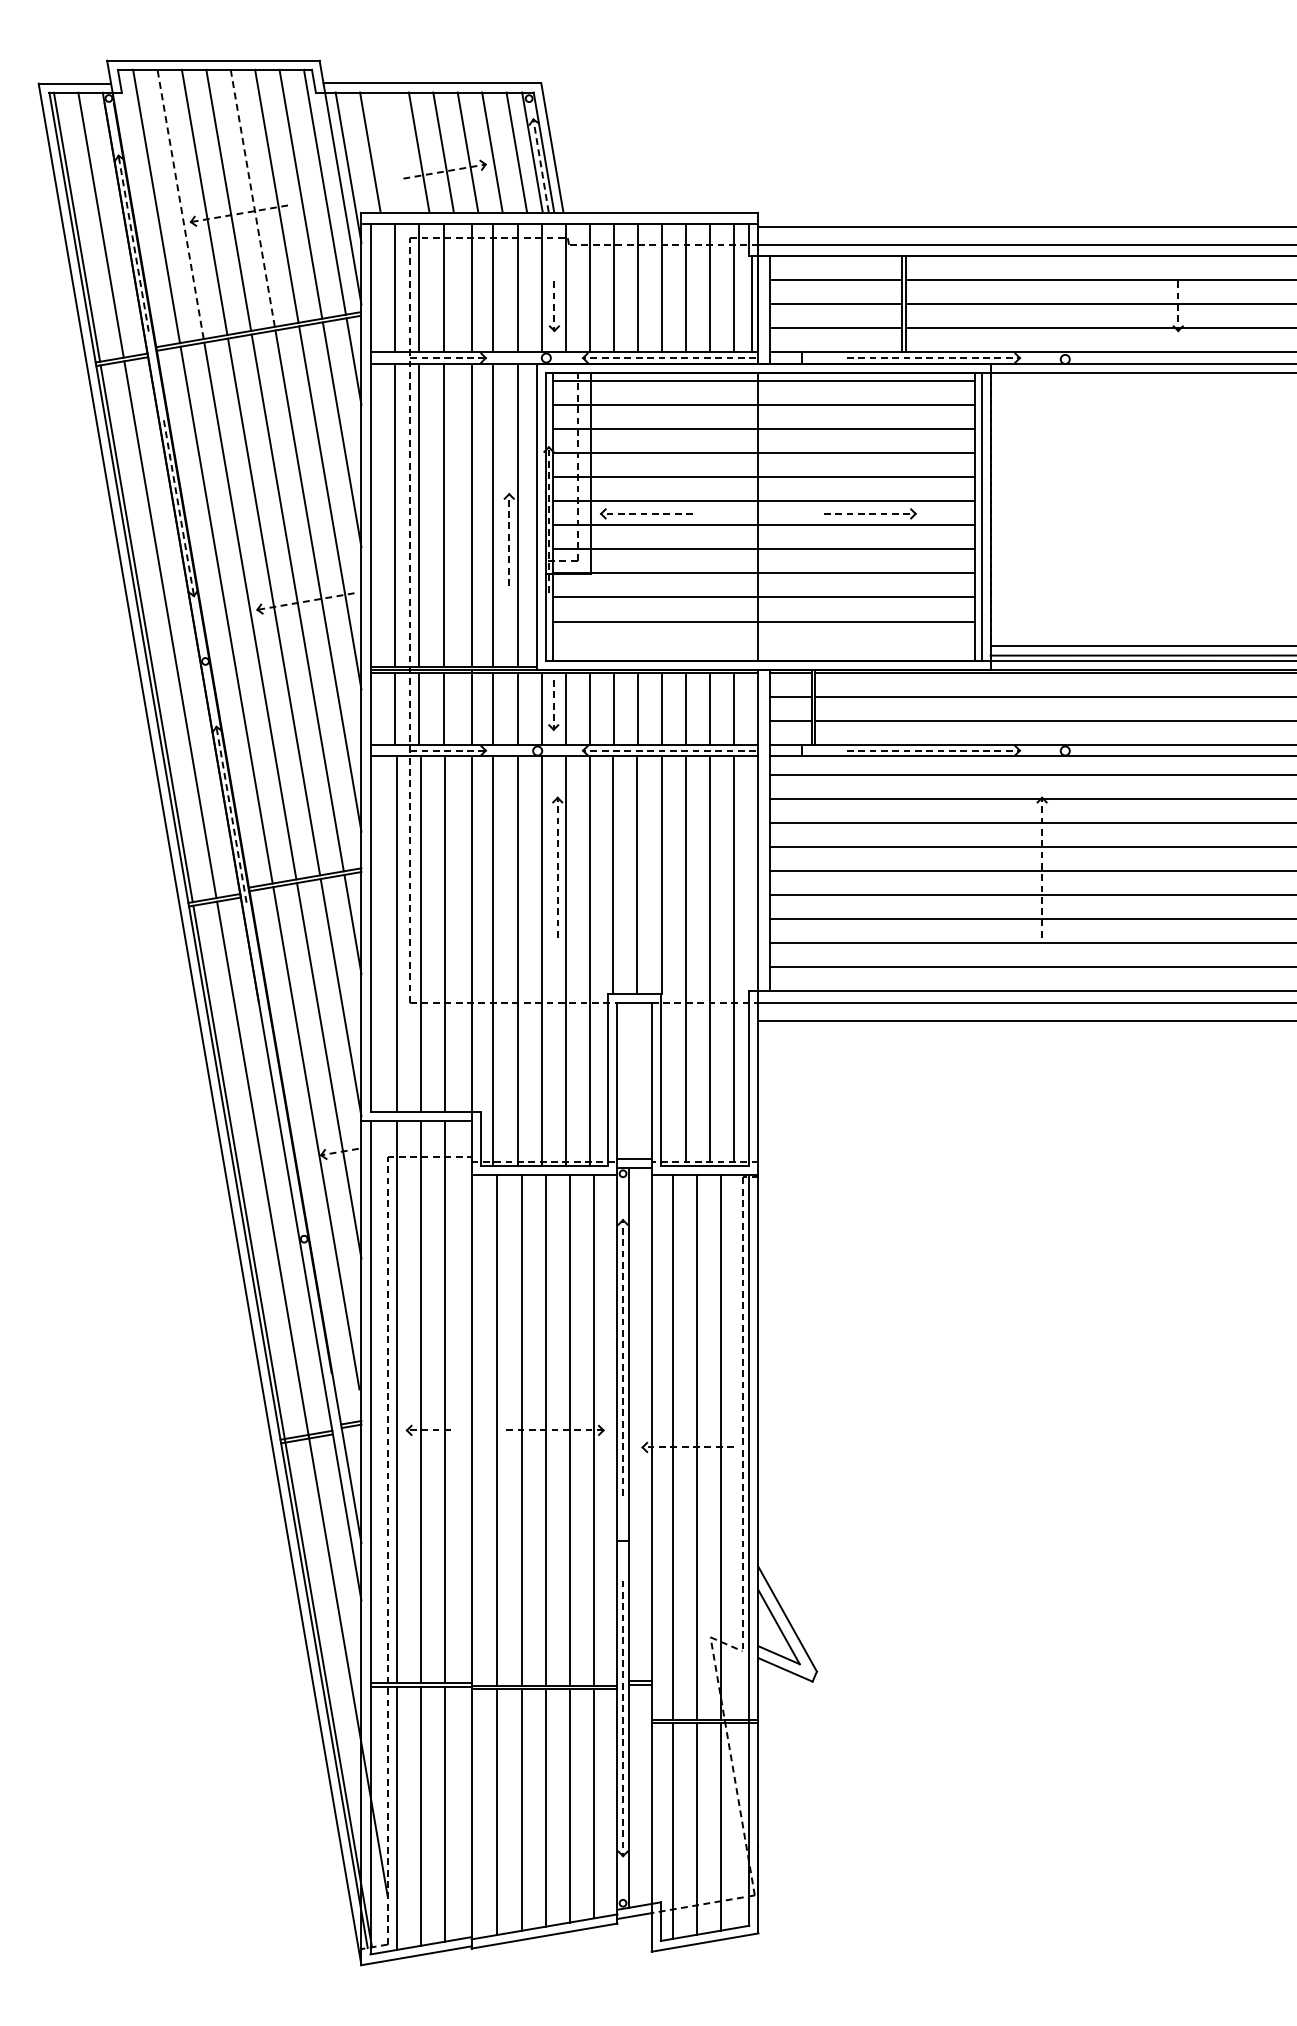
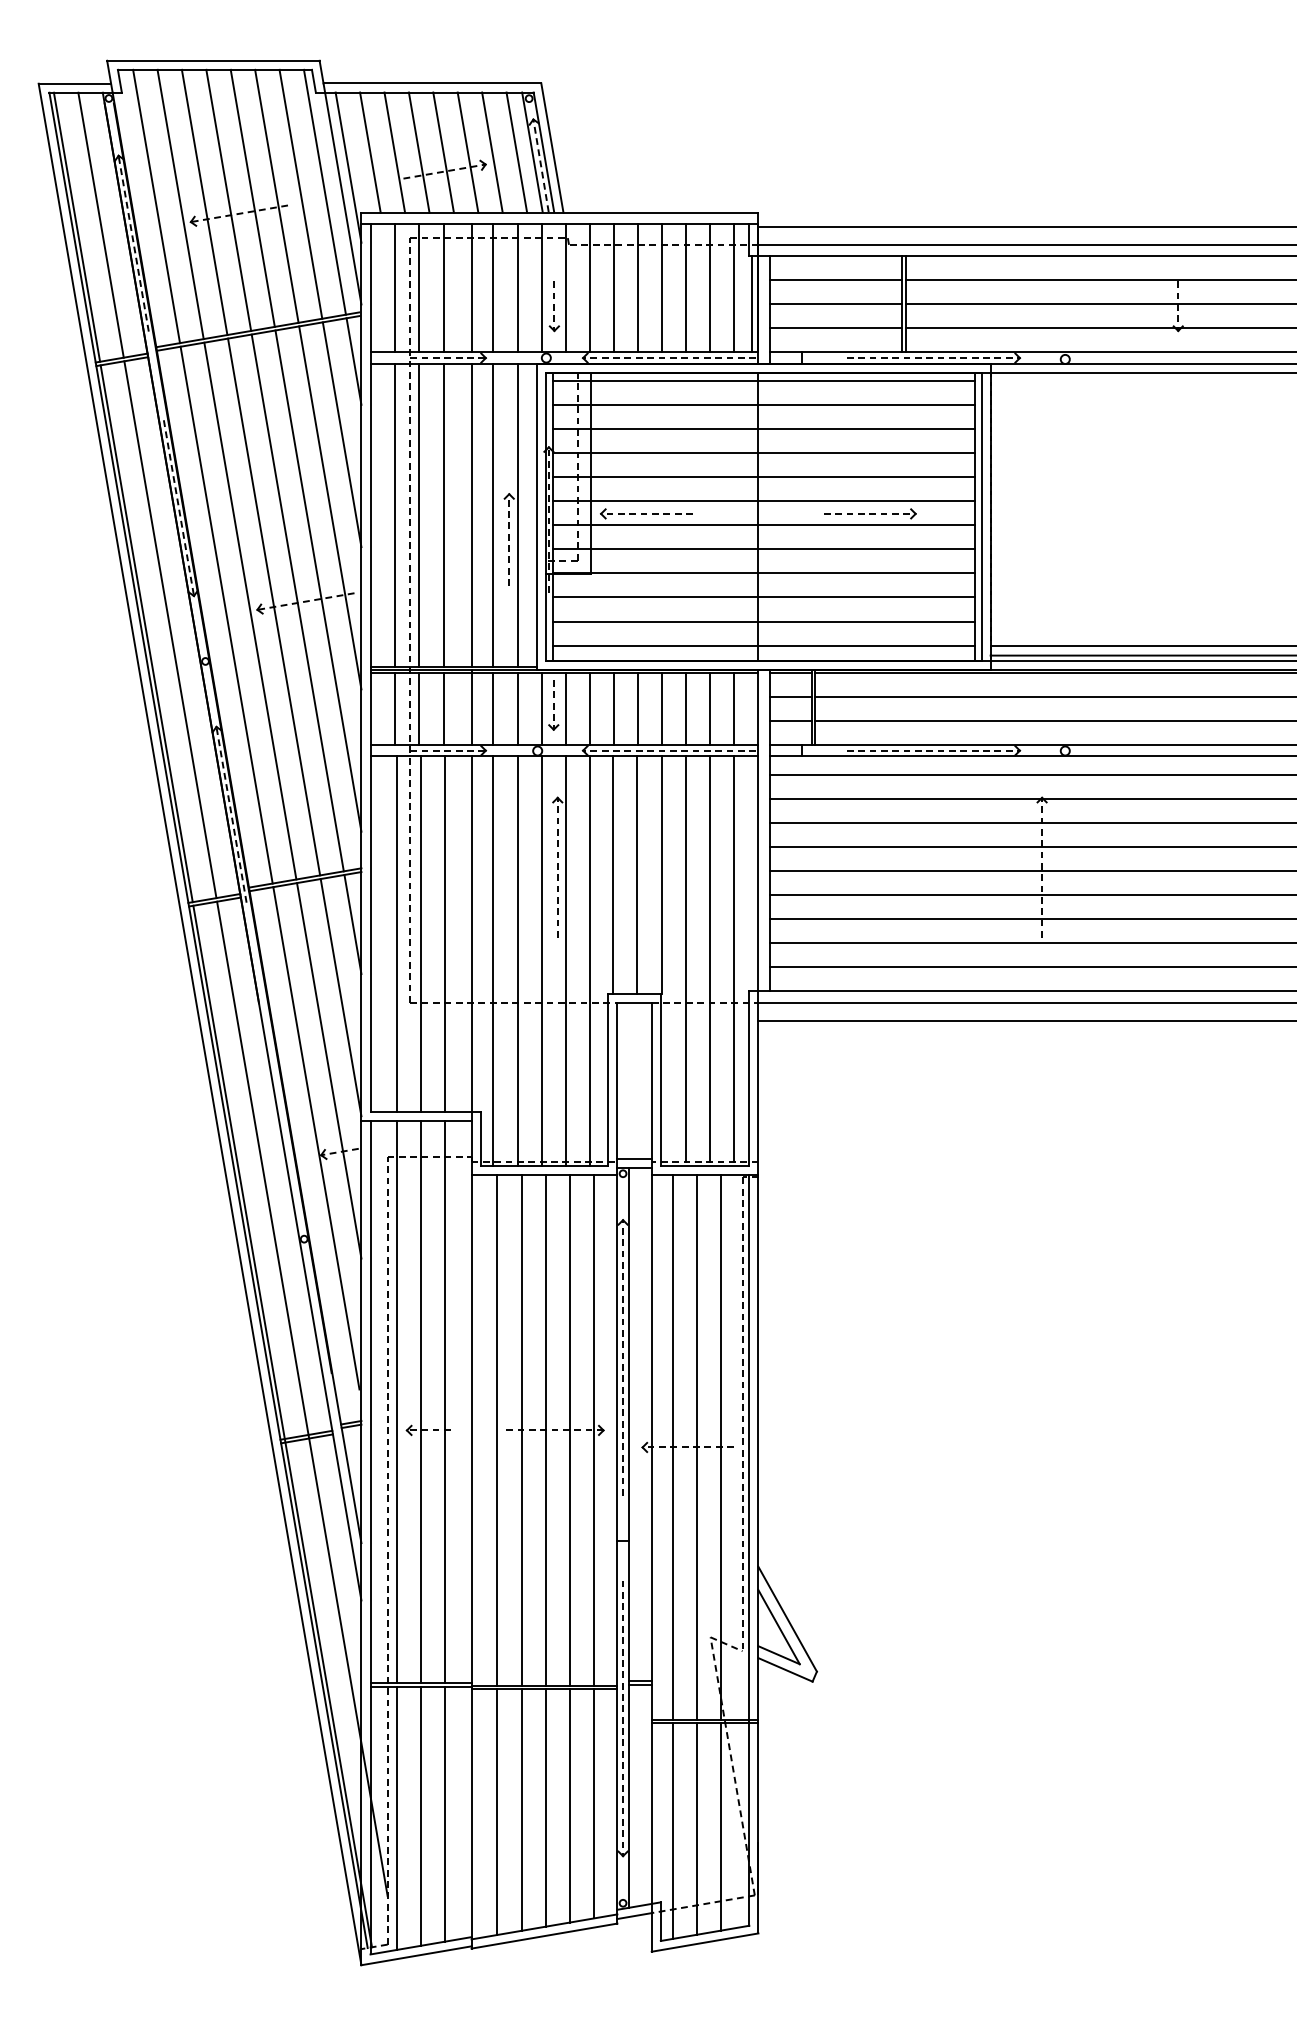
line: none -> present (394, 152)
line: dashed -> solid (252, 197)
line: dashed -> solid (180, 204)
line: none -> present (763, 645)
